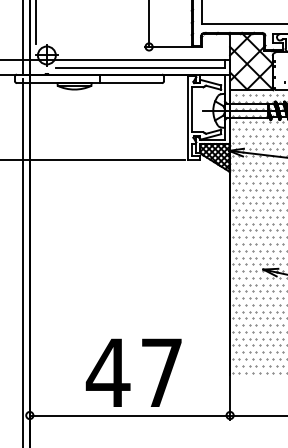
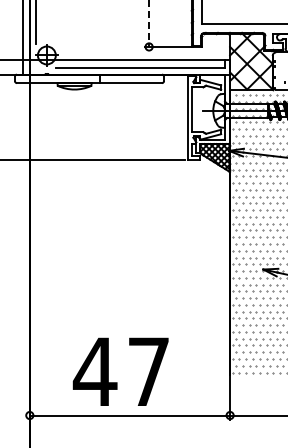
line: solid -> dashed (149, 23)
line: present -> none (23, 261)
text position: (133, 372) -> (120, 371) (120, 371)
